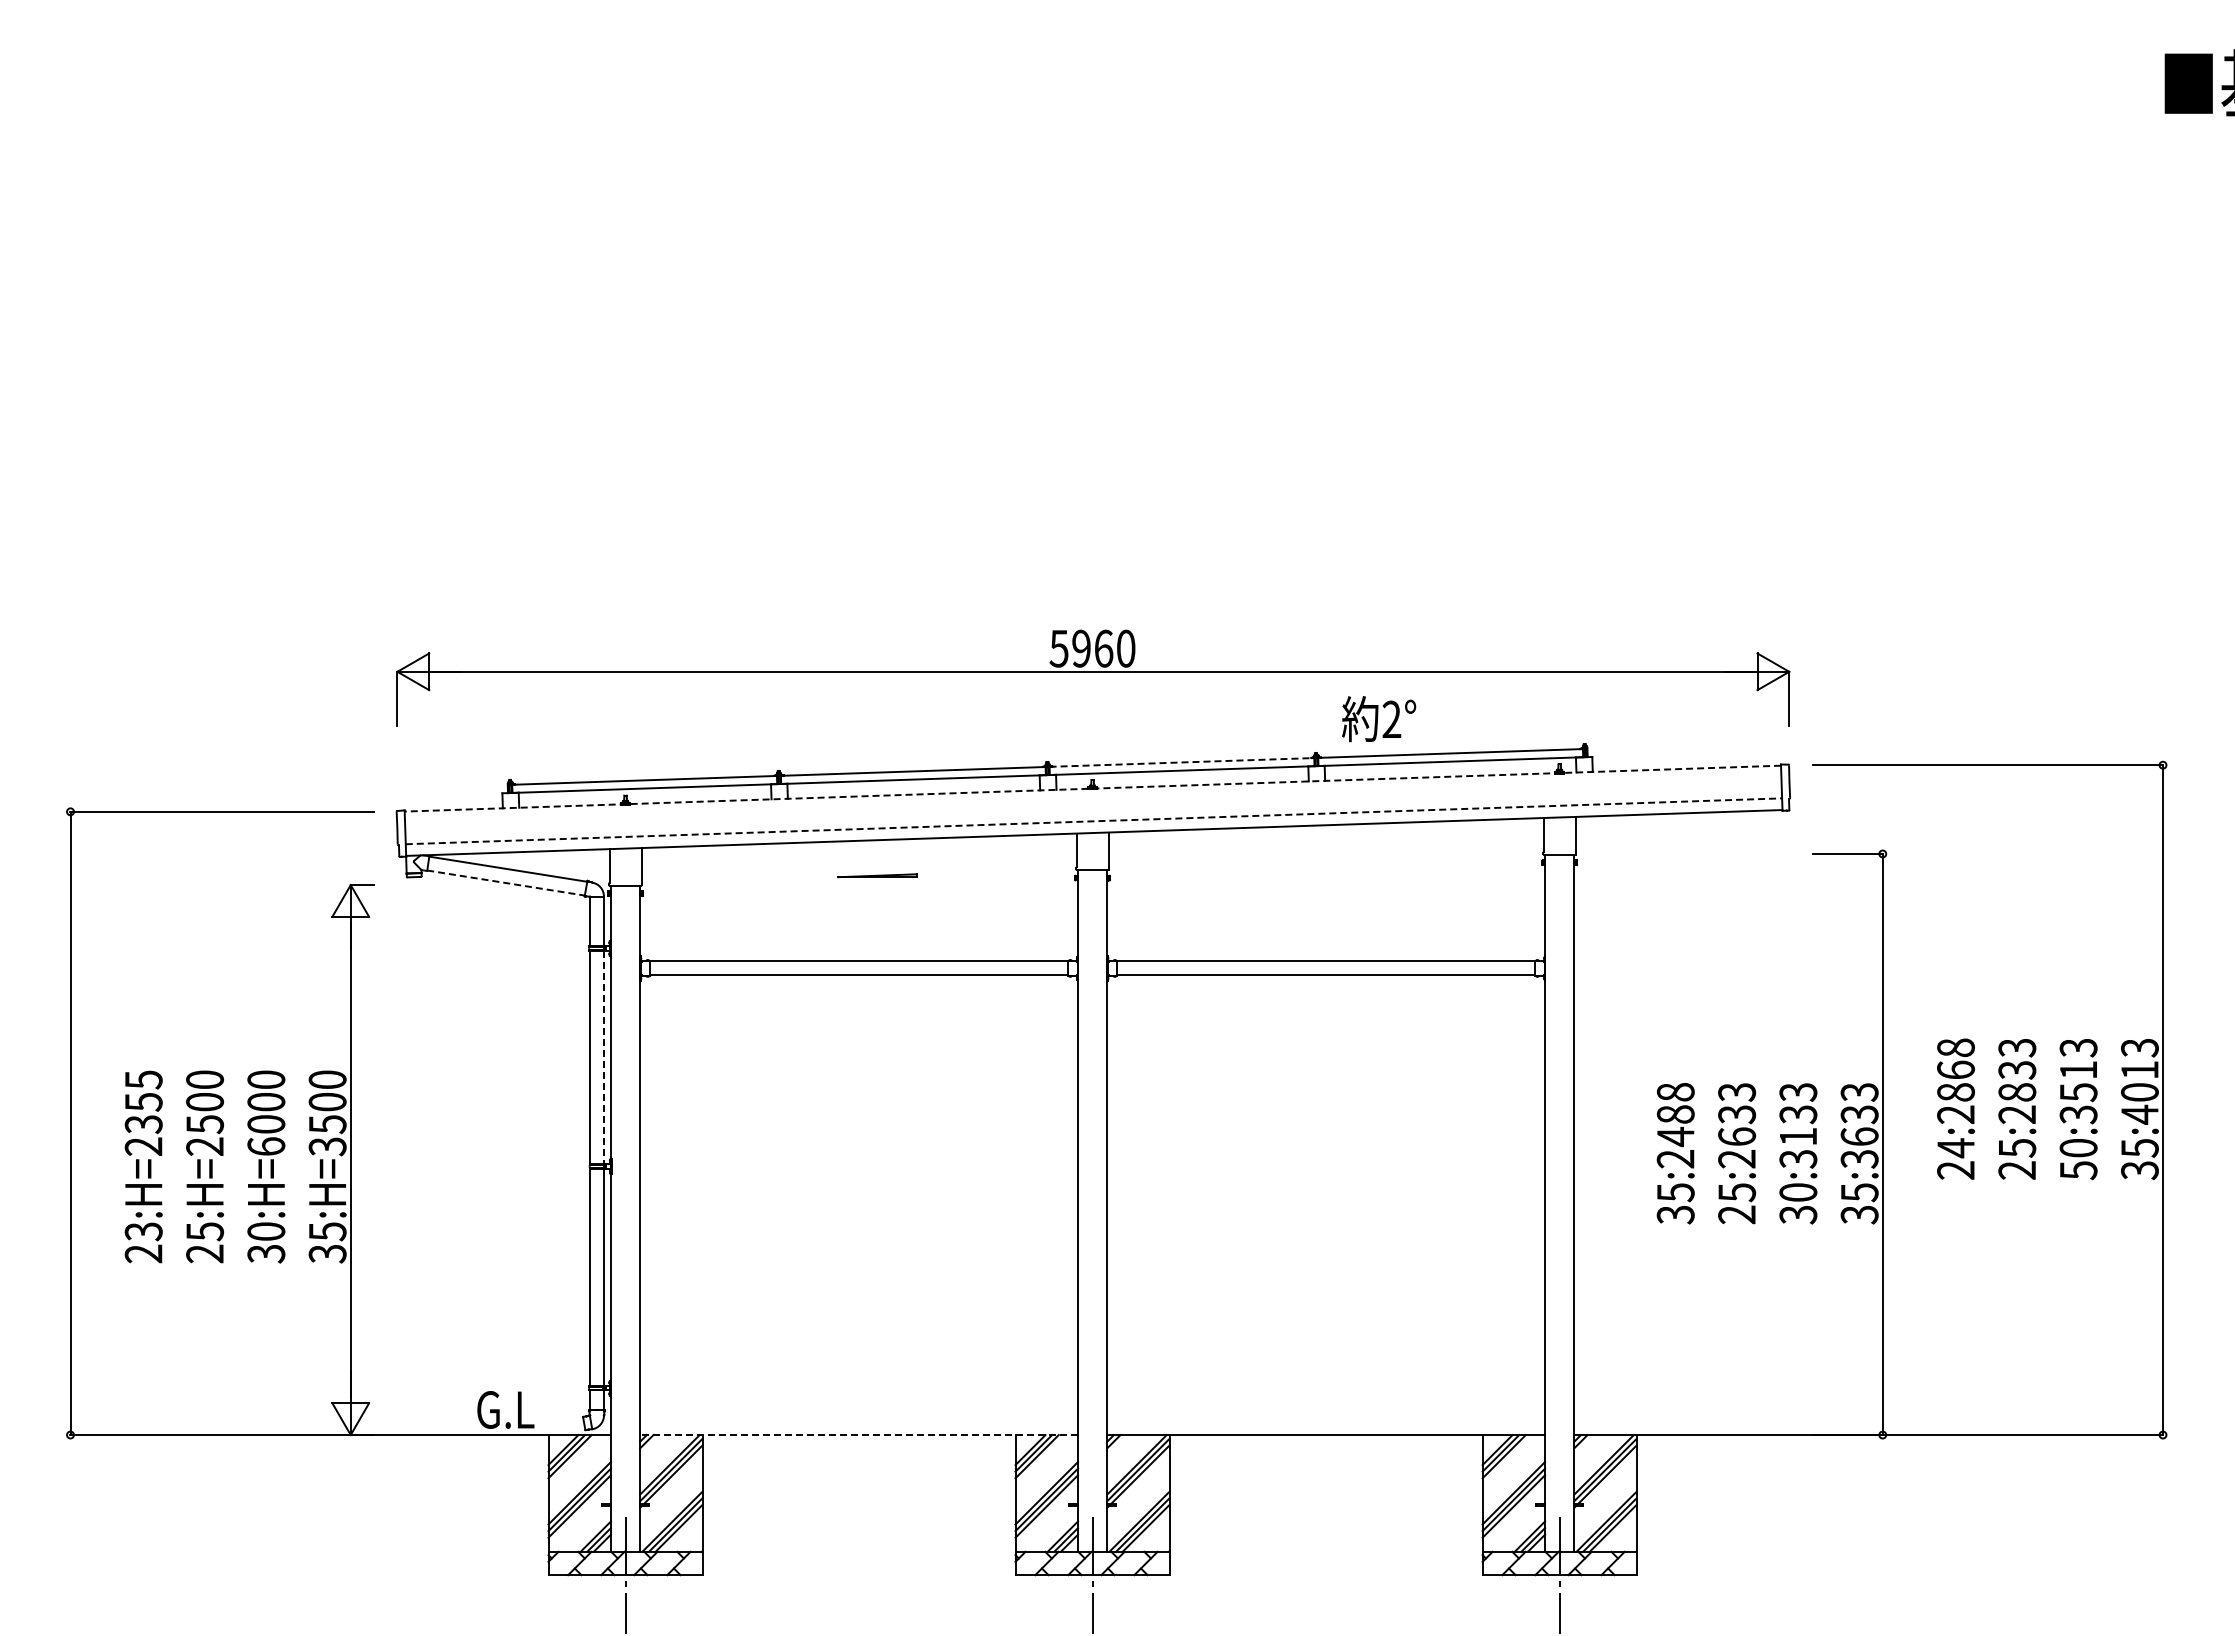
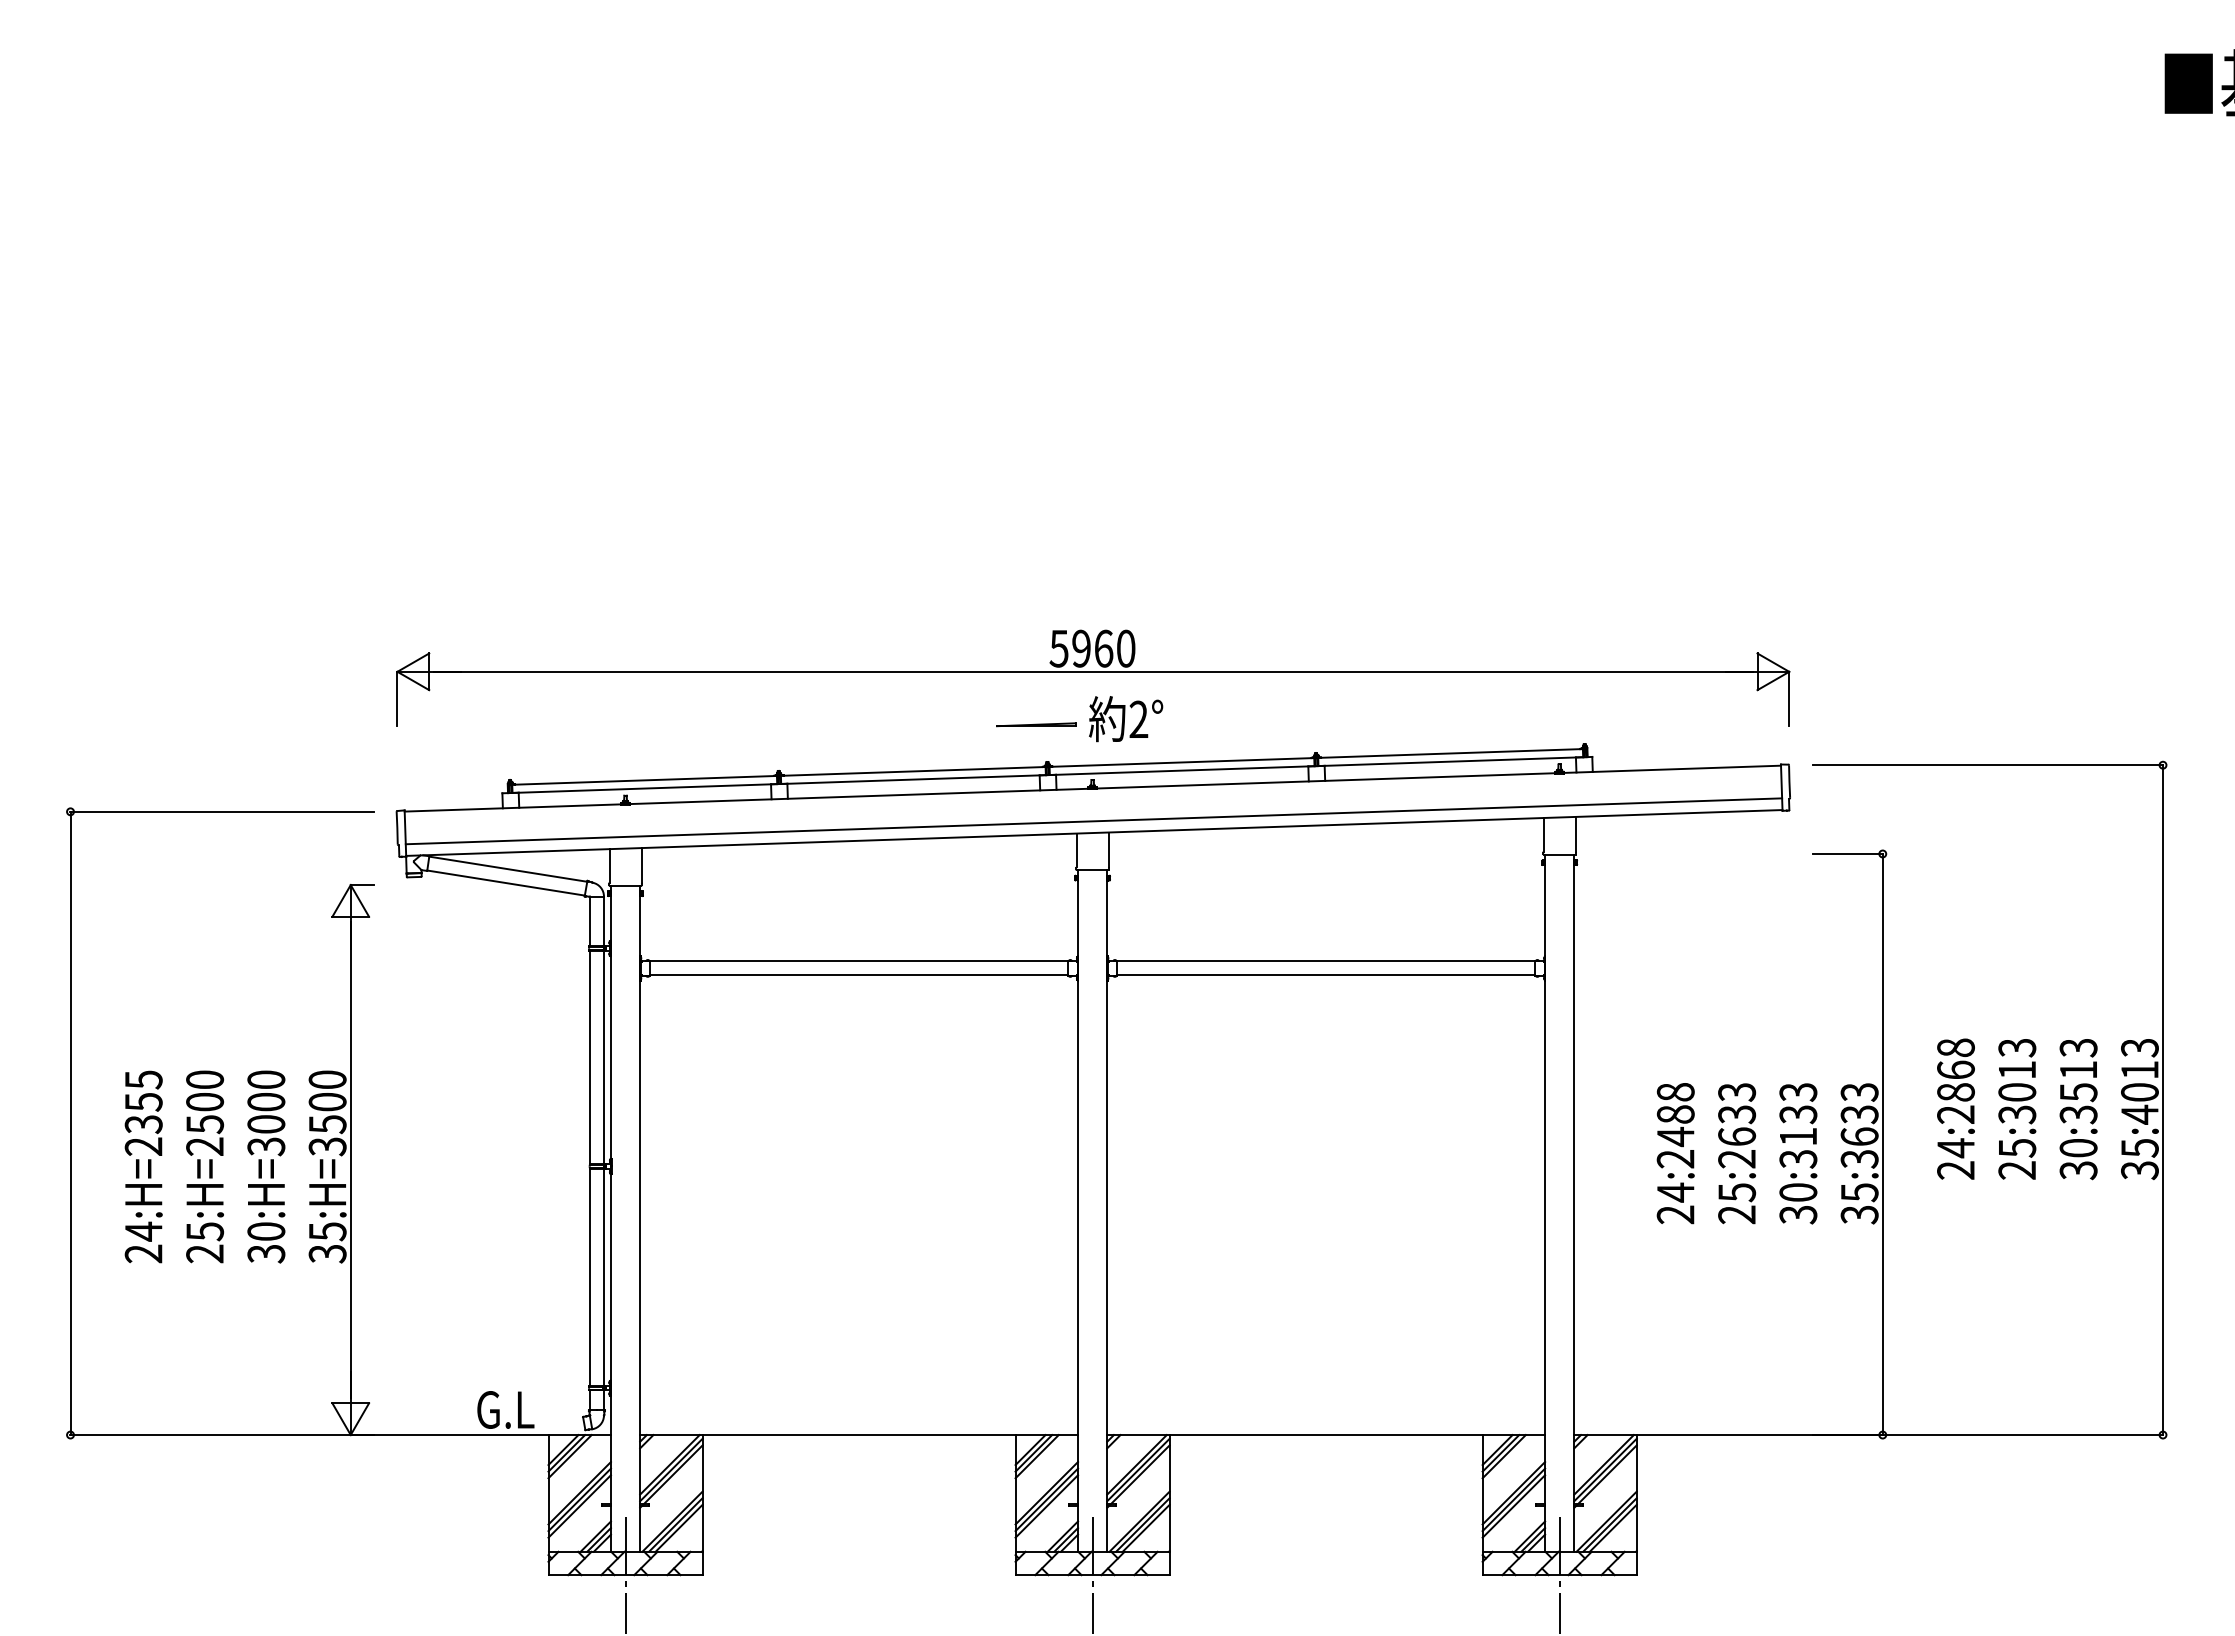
text position: (1379, 719) -> (1126, 719) (1126, 719)
line: dashed -> solid (1182, 762)
line: dashed -> solid (1092, 788)
line: dashed -> solid (1093, 821)
line position: (877, 875) -> (1036, 724) (1036, 724)
line: dashed -> solid (506, 883)
line: dashed -> solid (603, 1057)
text: 25:2833 -> 25:3013 (2017, 1092)
text: 30:H=6000 -> 30:H=3000 (266, 1146)
text: 50:3513 -> 30:3513 (2078, 1170)
text: 35:2488 -> 24:2488 (1675, 1203)
text: 23:H=2355 -> 24:H=2355 (143, 1231)
line: dashed -> solid (859, 1435)
